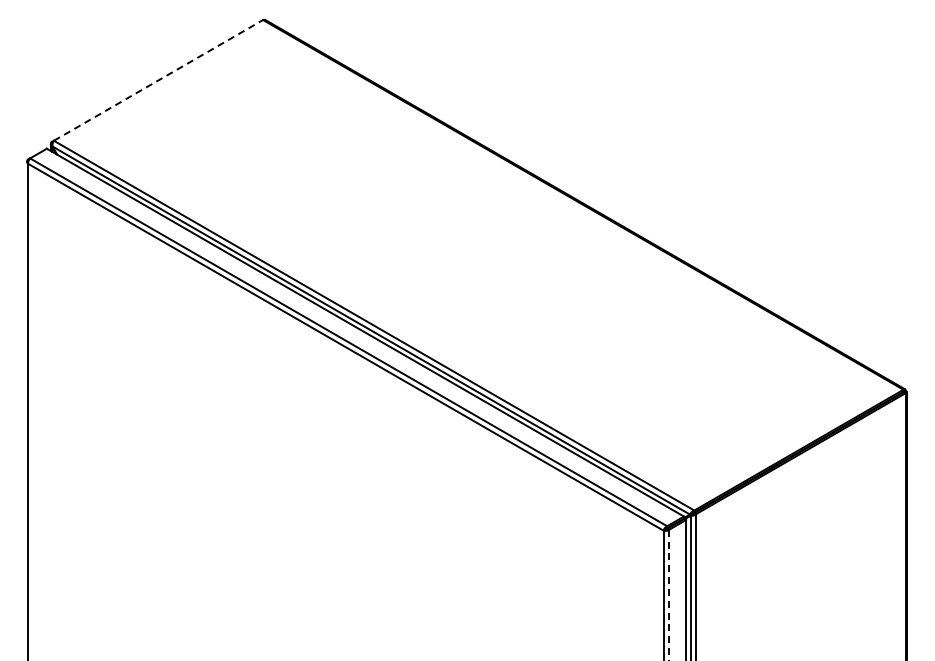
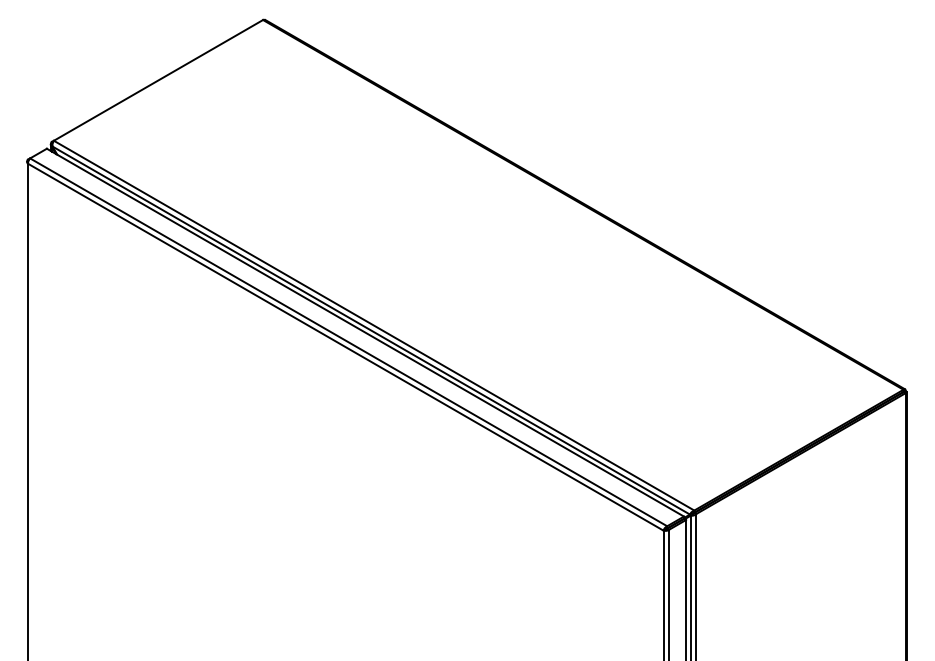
line: dashed -> solid (158, 80)
line: dashed -> solid (669, 595)
